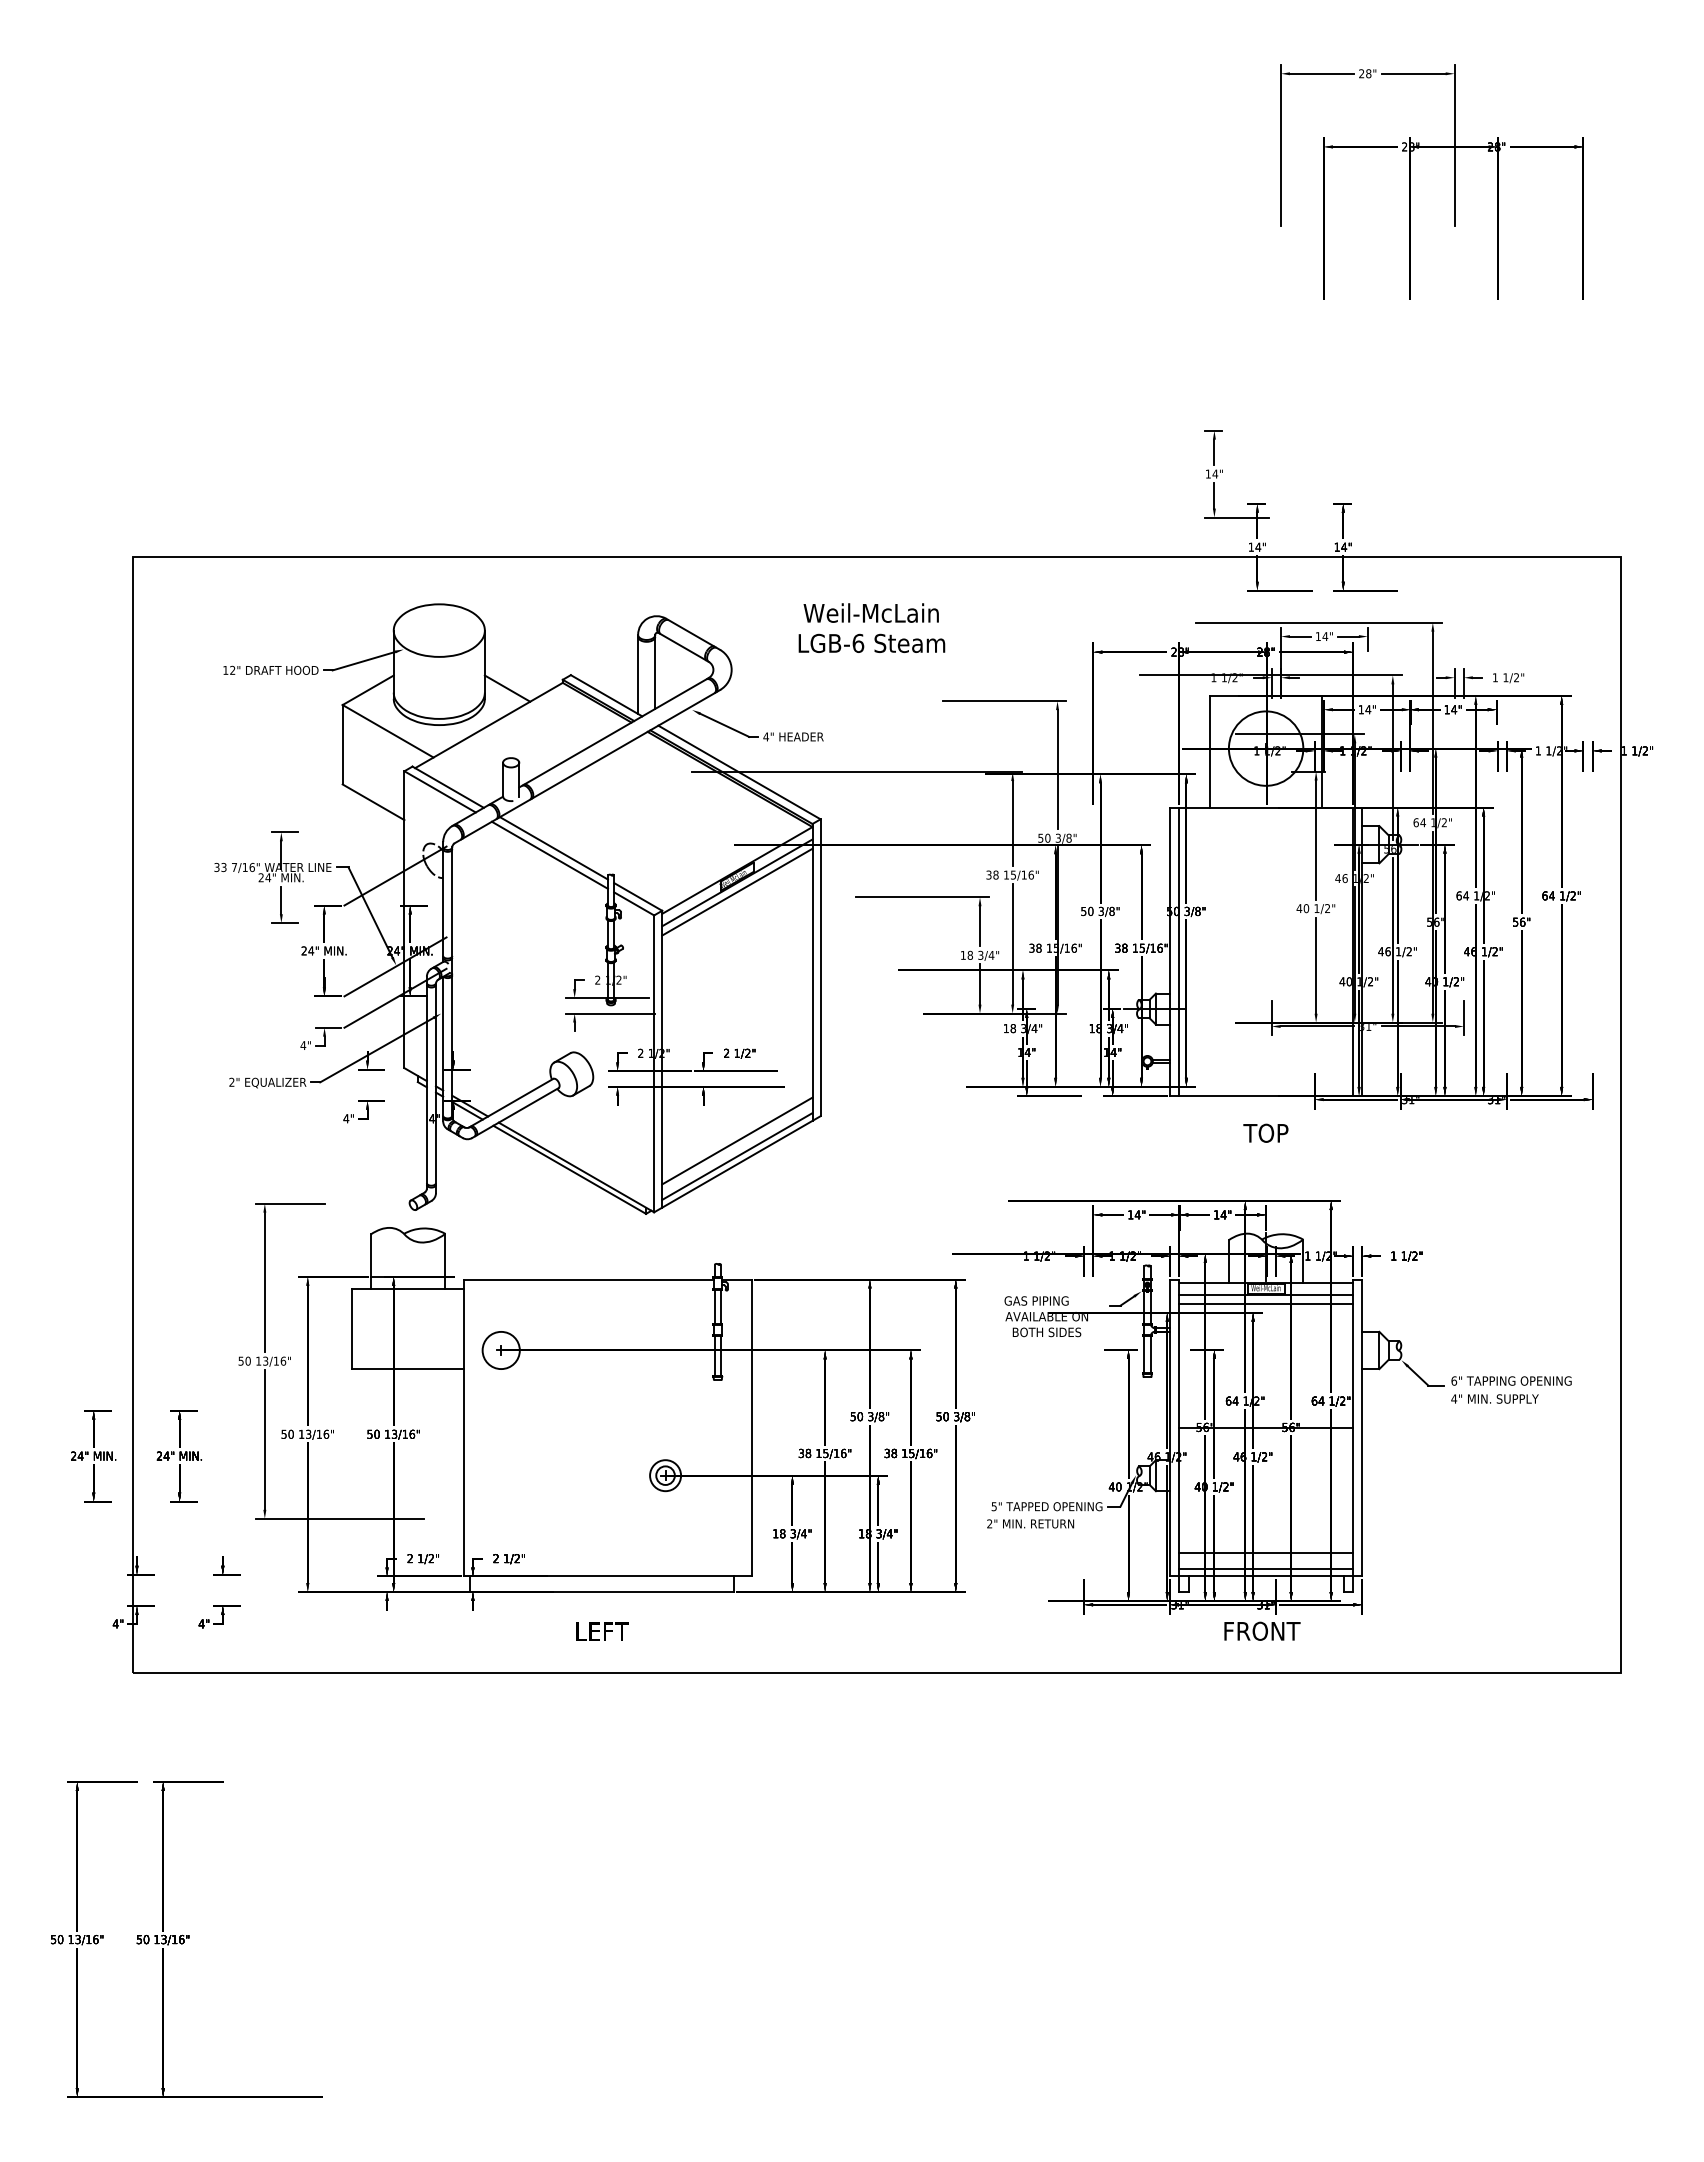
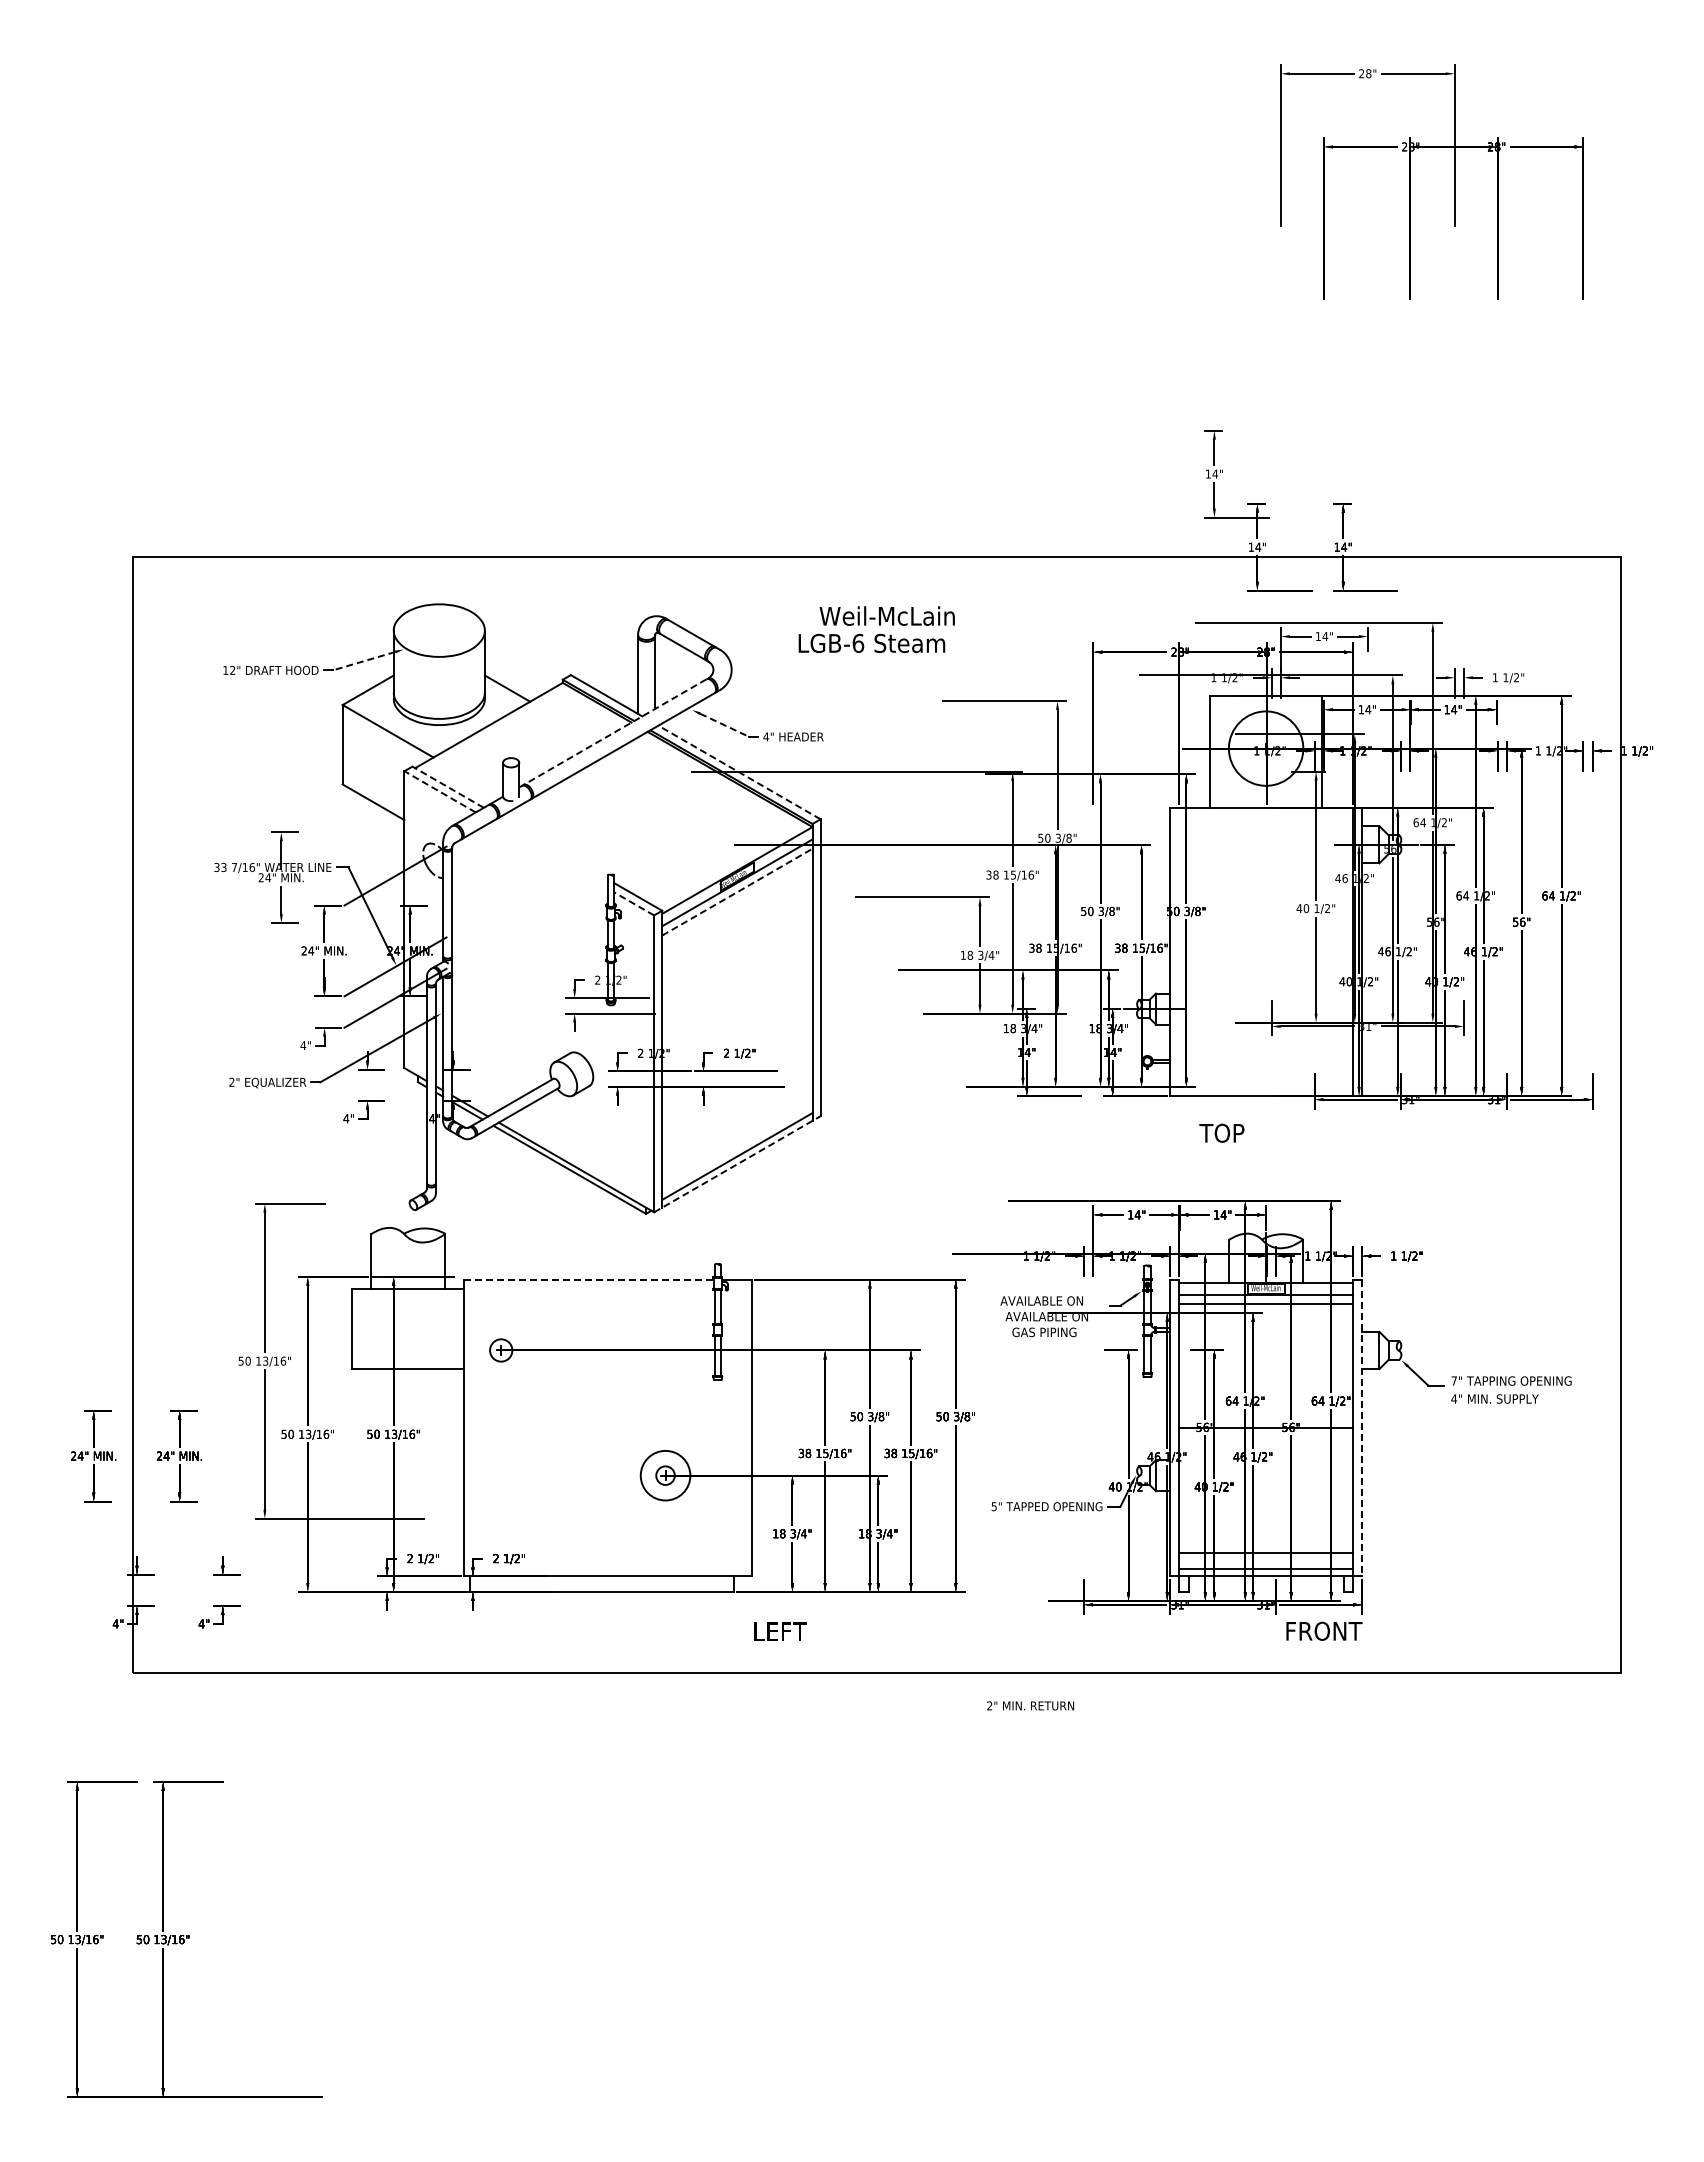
text position: (870, 612) -> (886, 615) (886, 615)
line: solid -> dashed (363, 661)
line: solid -> dashed (725, 725)
line: solid -> dashed (614, 732)
line: solid -> dashed (739, 772)
line: solid -> dashed (447, 786)
line: solid -> dashed (439, 791)
line: present -> none (553, 848)
line: present -> none (549, 854)
line: solid -> dashed (737, 892)
line: solid -> dashed (633, 903)
line: present -> none (1179, 951)
text position: (1265, 1132) -> (1221, 1132) (1221, 1132)
line: present -> none (737, 1140)
line: solid -> dashed (737, 1164)
line: solid -> dashed (589, 1279)
text: GAS PIPING -> AVAILABLE ON (1041, 1300)
text: BOTH SIDES -> GAS PIPING (1046, 1332)
circle diameter: 37 px -> 22 px (501, 1350)
text: 6" -> 7" (1454, 1380)
line: solid -> dashed (1362, 1428)
circle diameter: 31 px -> 50 px (665, 1475)
text position: (1030, 1523) -> (1030, 1705) (1030, 1705)
text position: (1262, 1630) -> (1324, 1630) (1324, 1630)
text position: (602, 1631) -> (780, 1631) (780, 1631)
